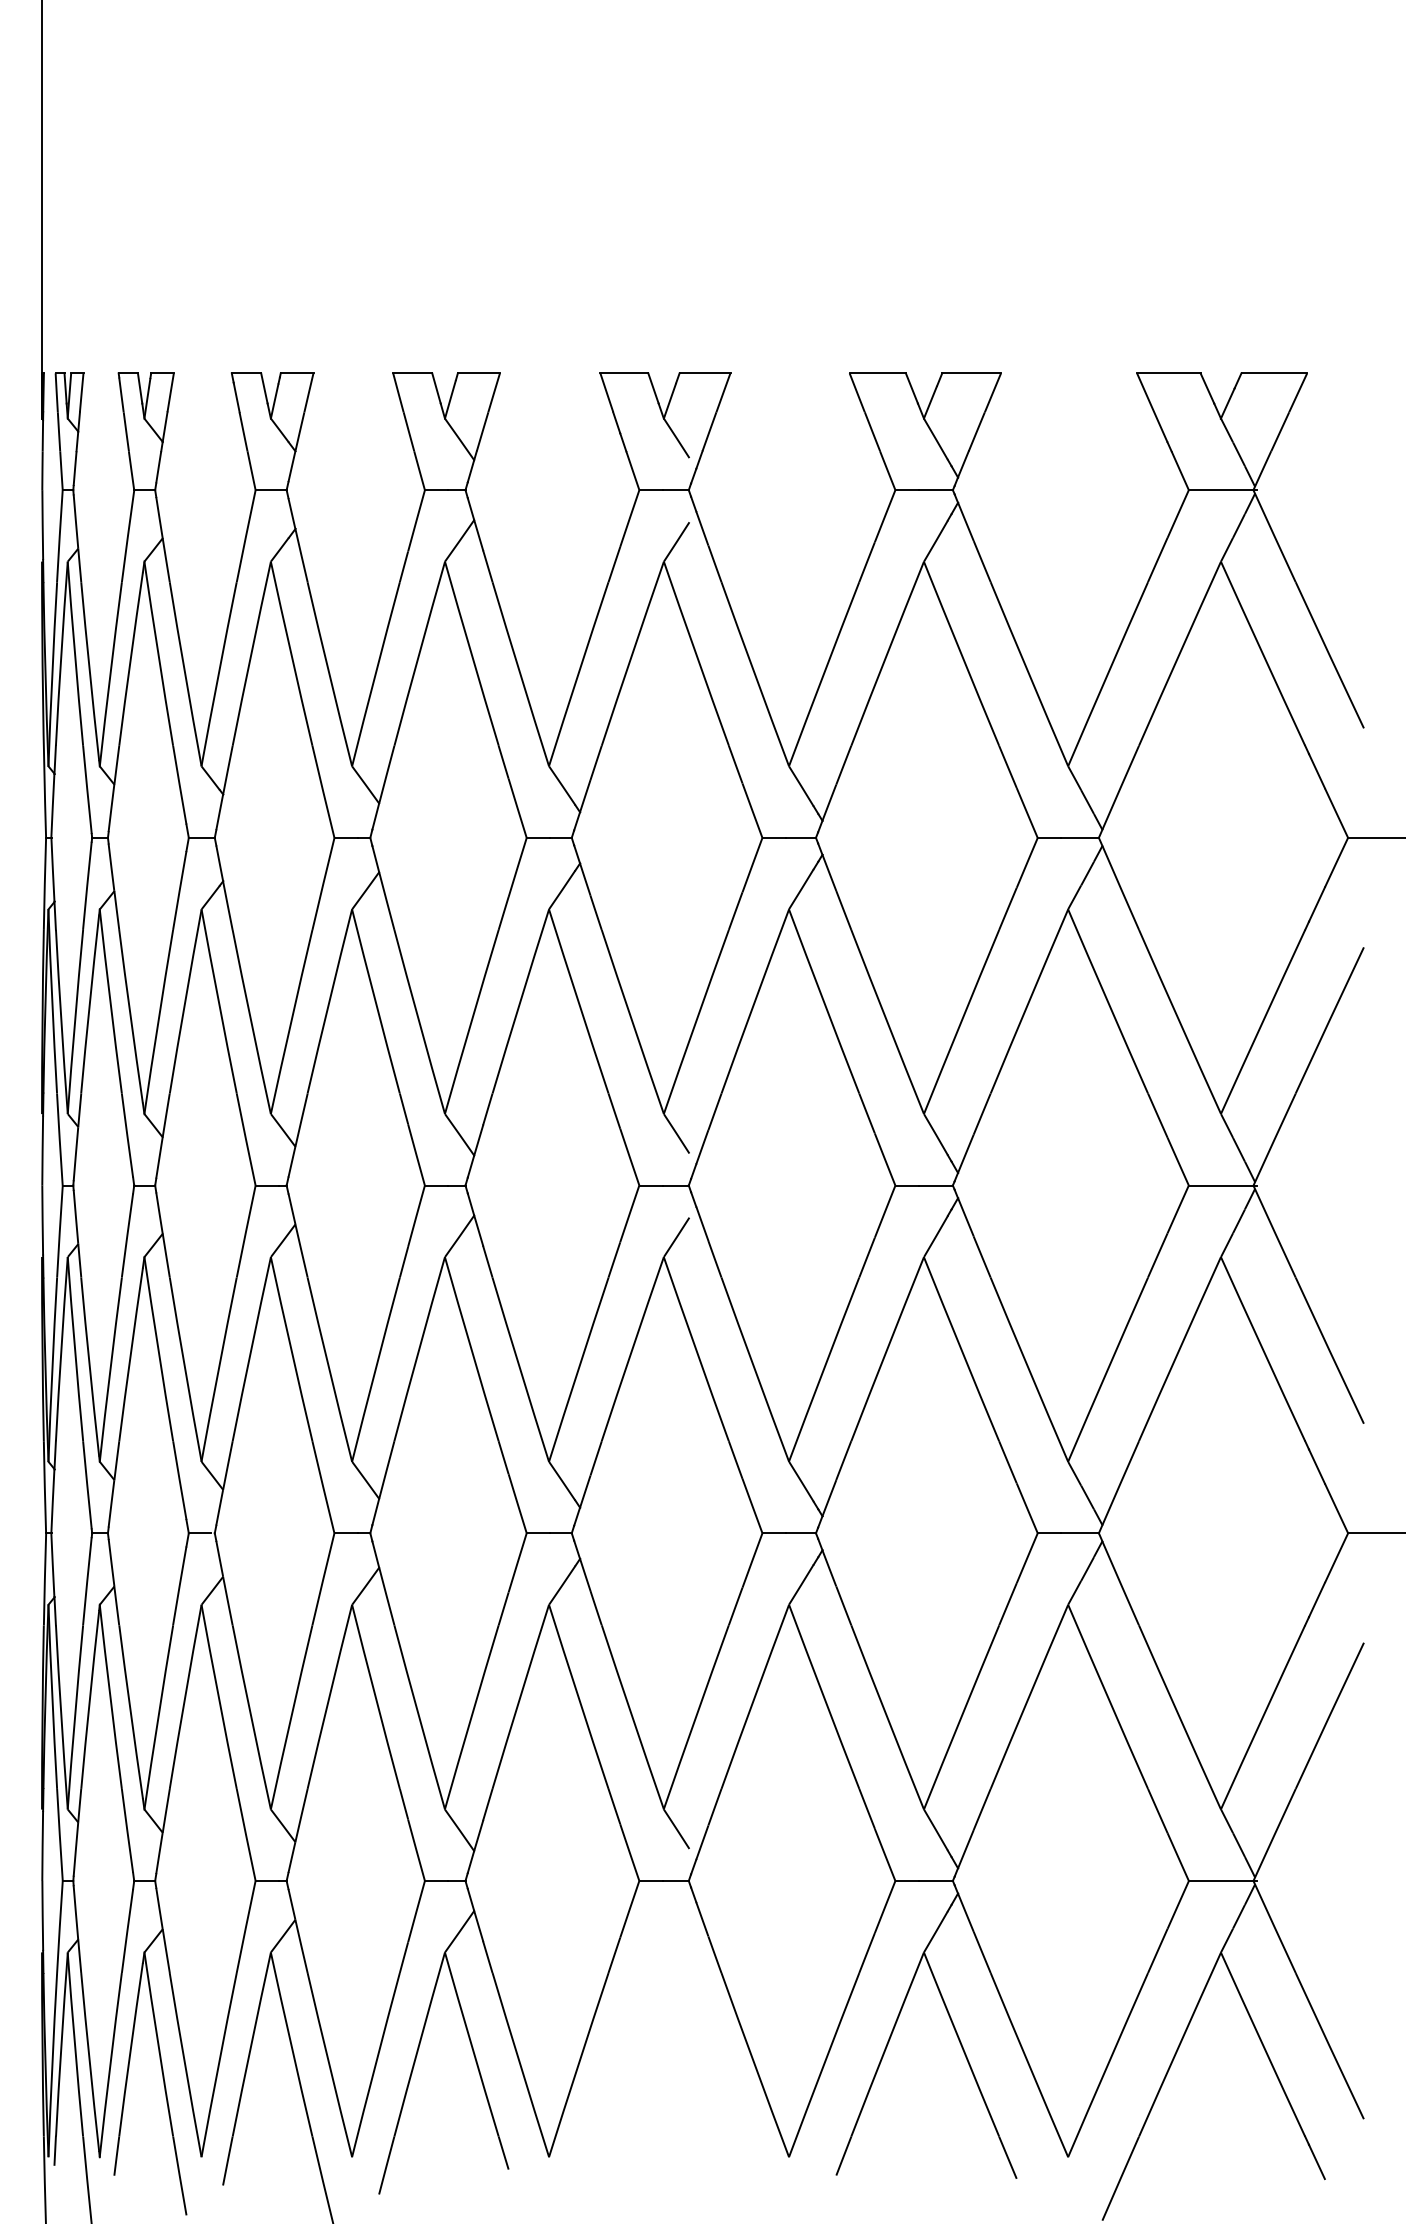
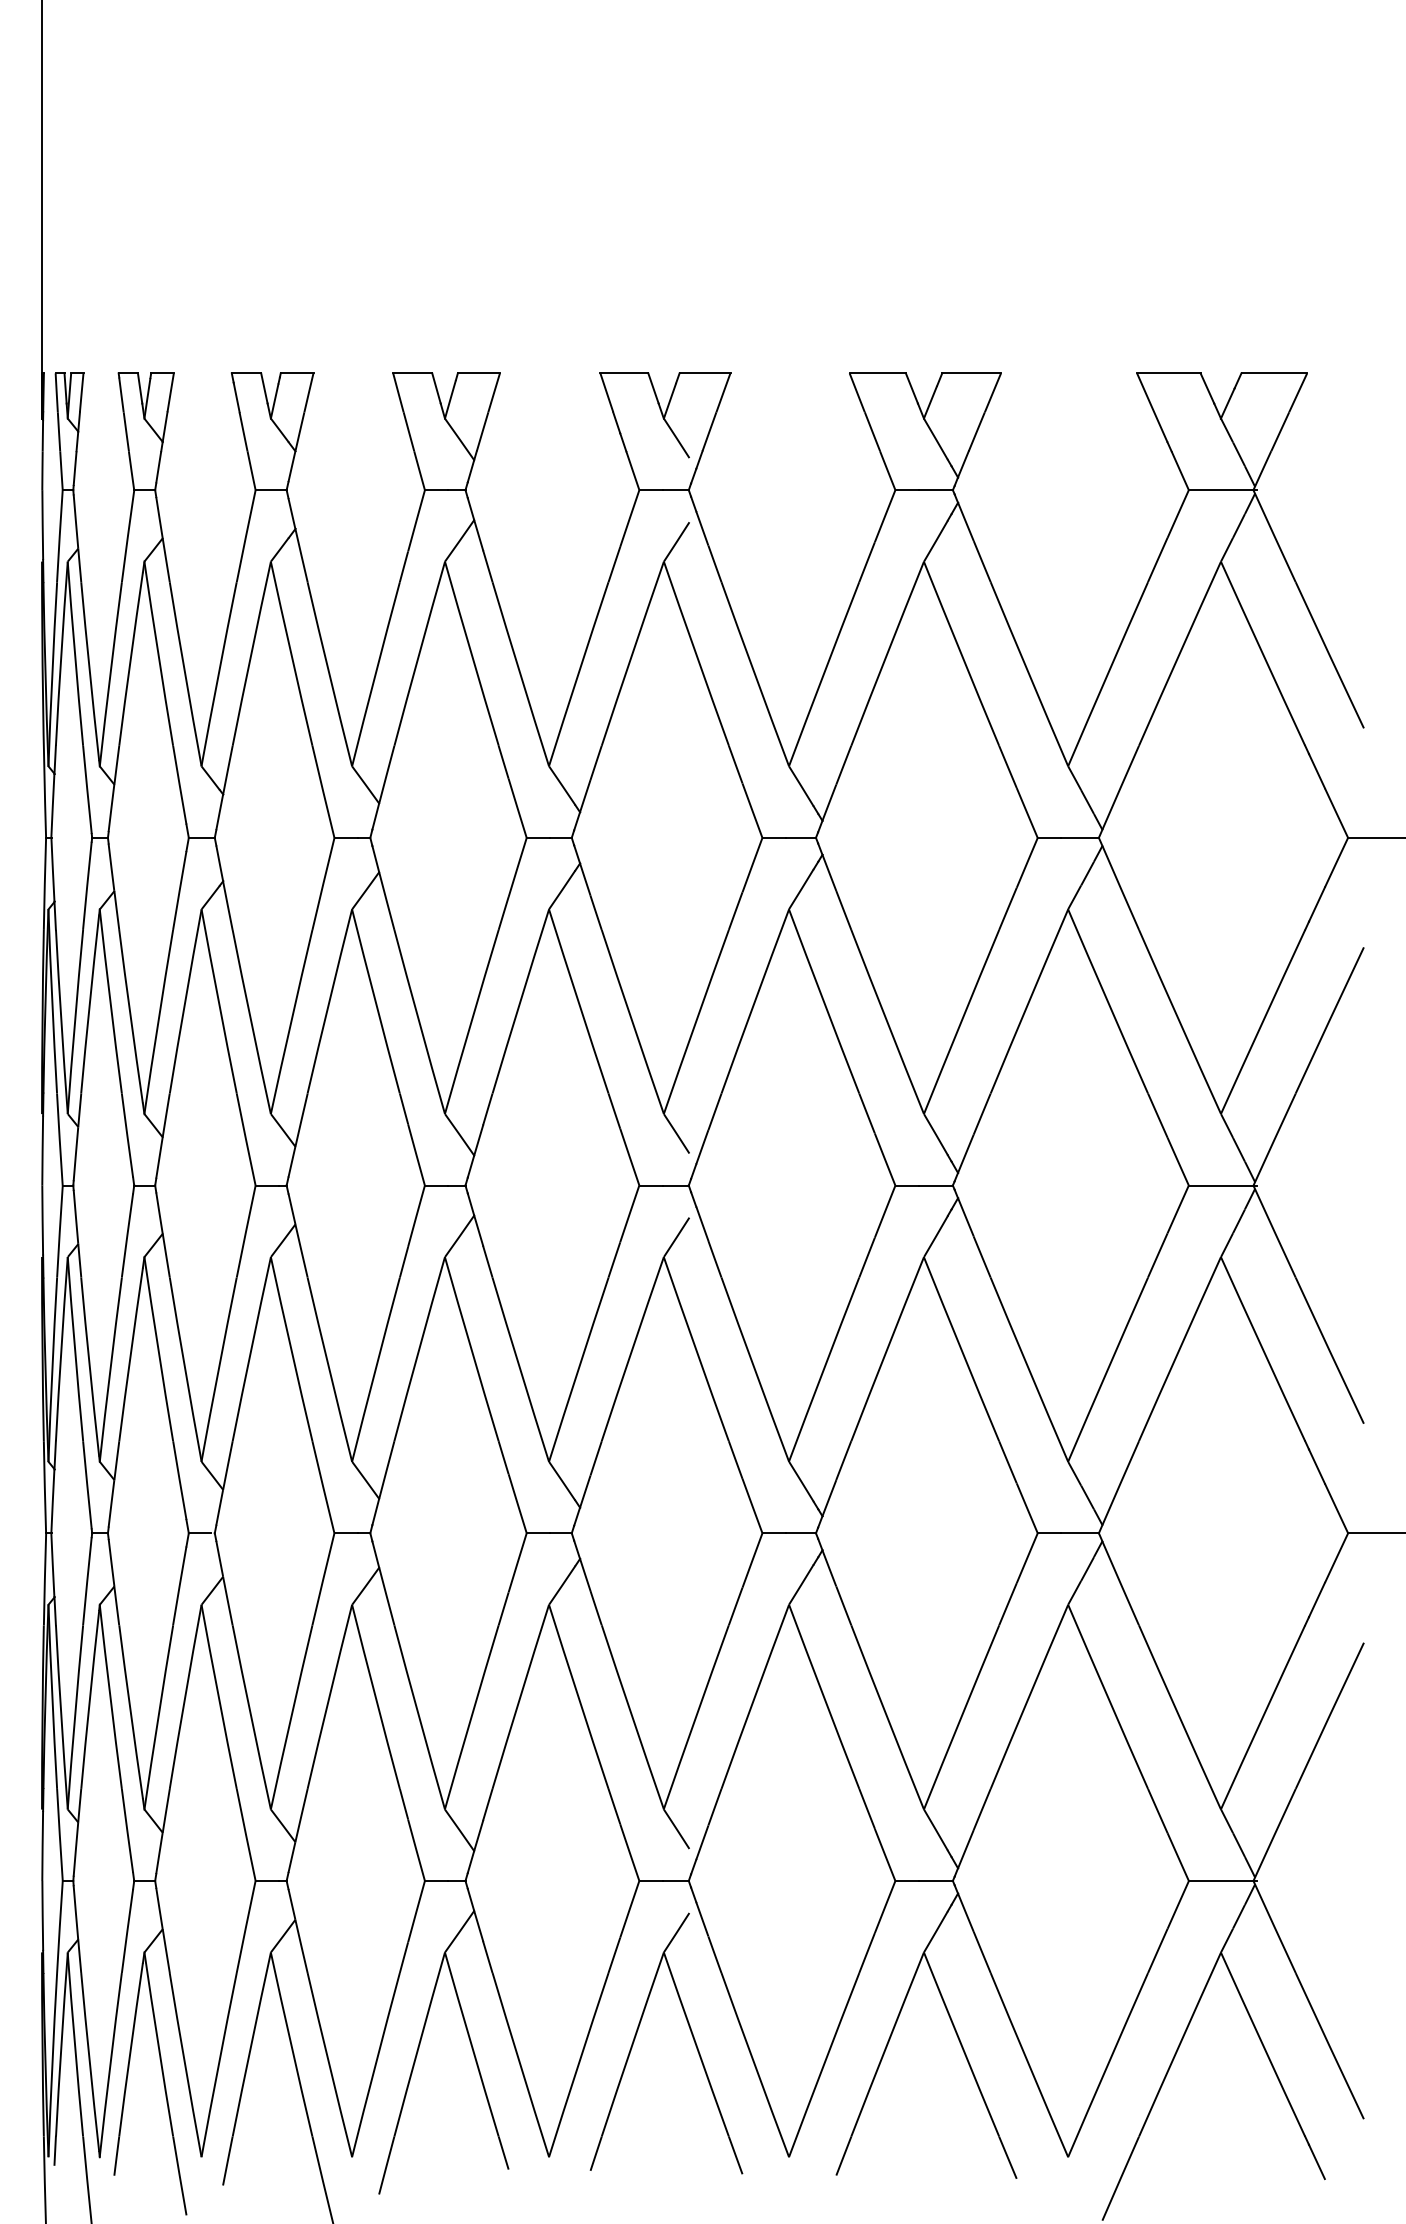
part: none -> present (691, 2035)
